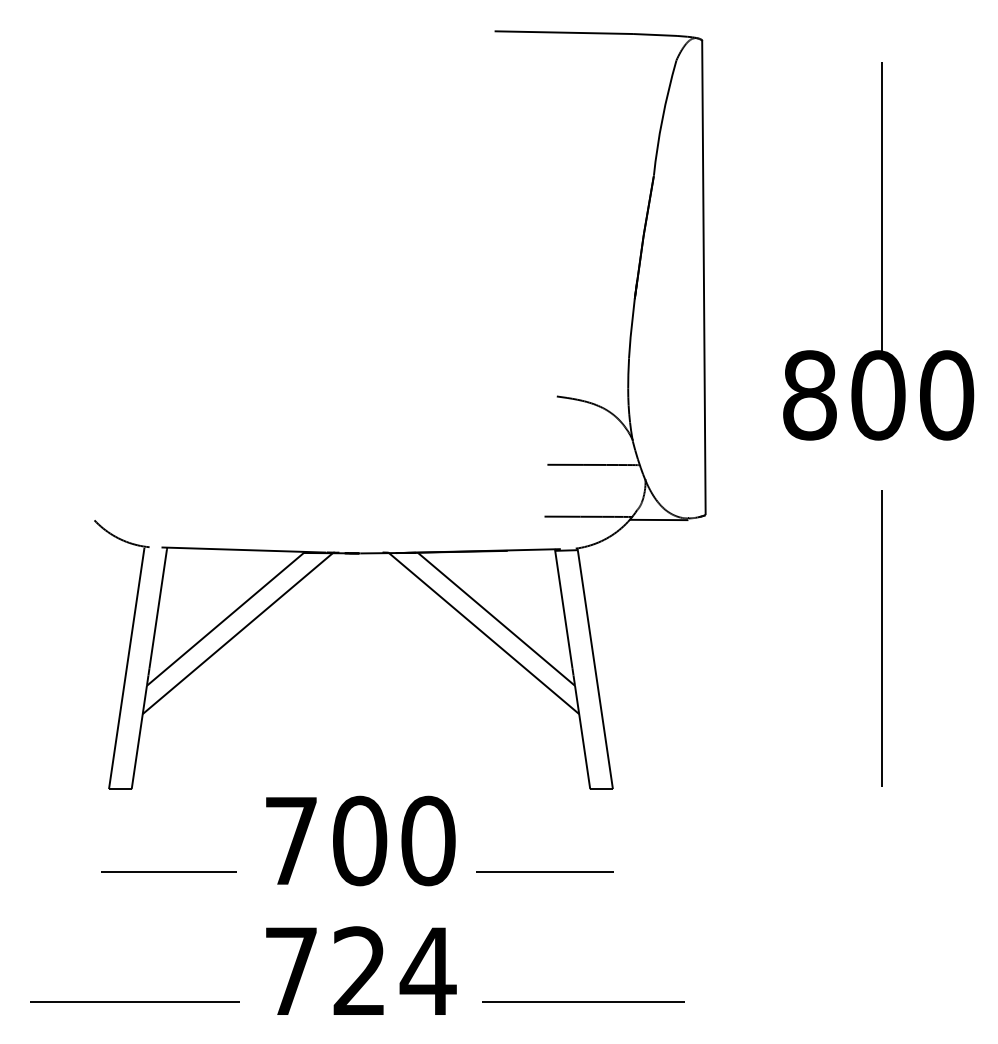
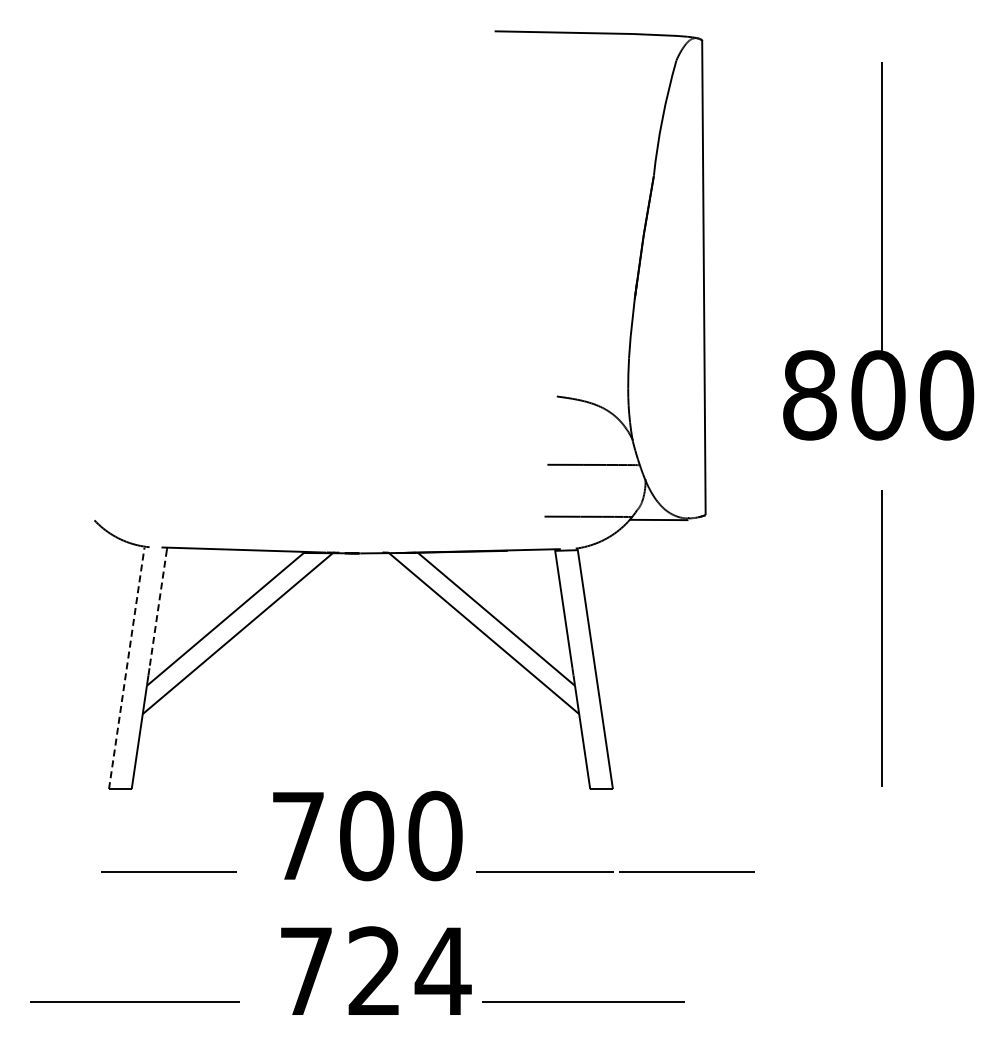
line: solid -> dashed (158, 609)
line: solid -> dashed (126, 668)
text position: (360, 840) -> (367, 835) (367, 835)
line: none -> present (686, 871)
text position: (361, 970) -> (376, 970) (376, 970)
